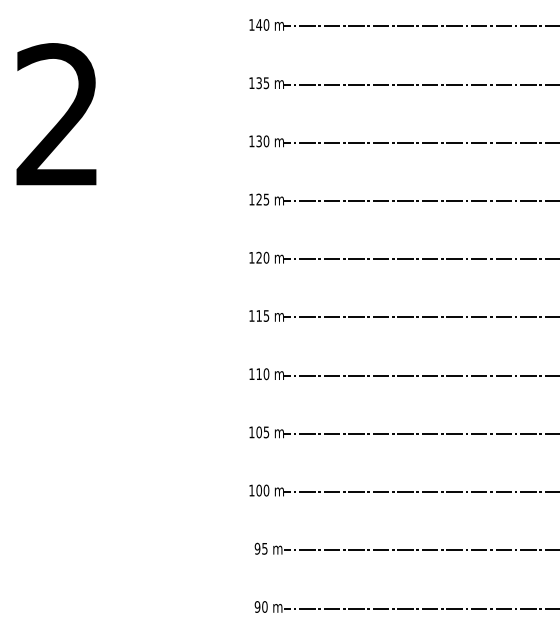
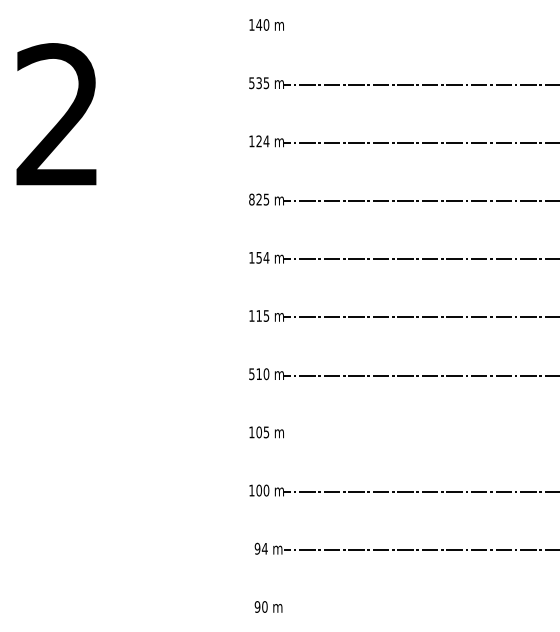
line: present -> none (420, 26)
text: 135 -> 535 (251, 83)
text: 130 -> 124 (262, 141)
text: 125 -> 825 (251, 199)
text: 120 -> 154 (262, 257)
text: 110 -> 510 (251, 374)
line: present -> none (420, 433)
text: 95 -> 94 (264, 548)
line: present -> none (420, 608)
